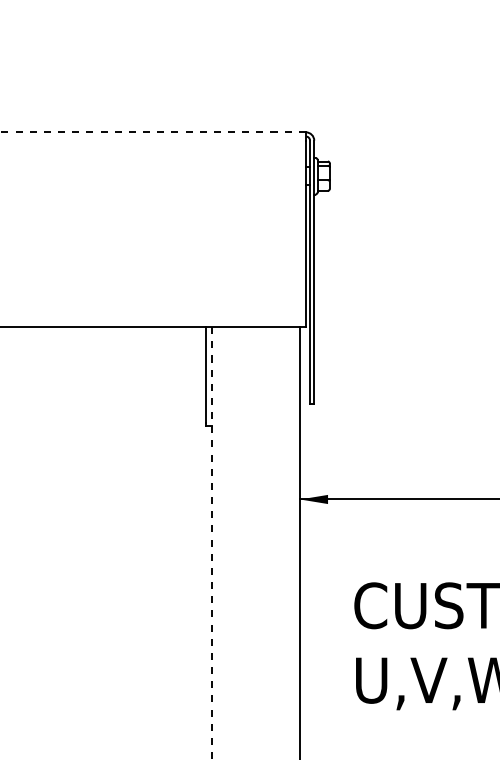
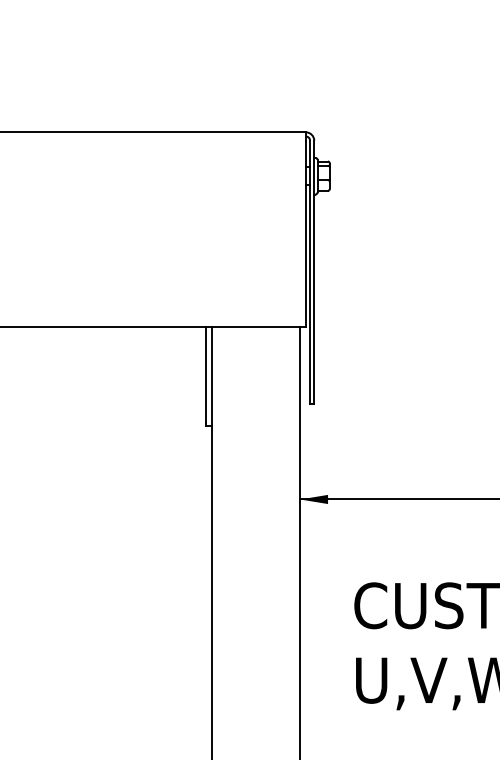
line: dashed -> solid (153, 132)
line: dashed -> solid (211, 543)
